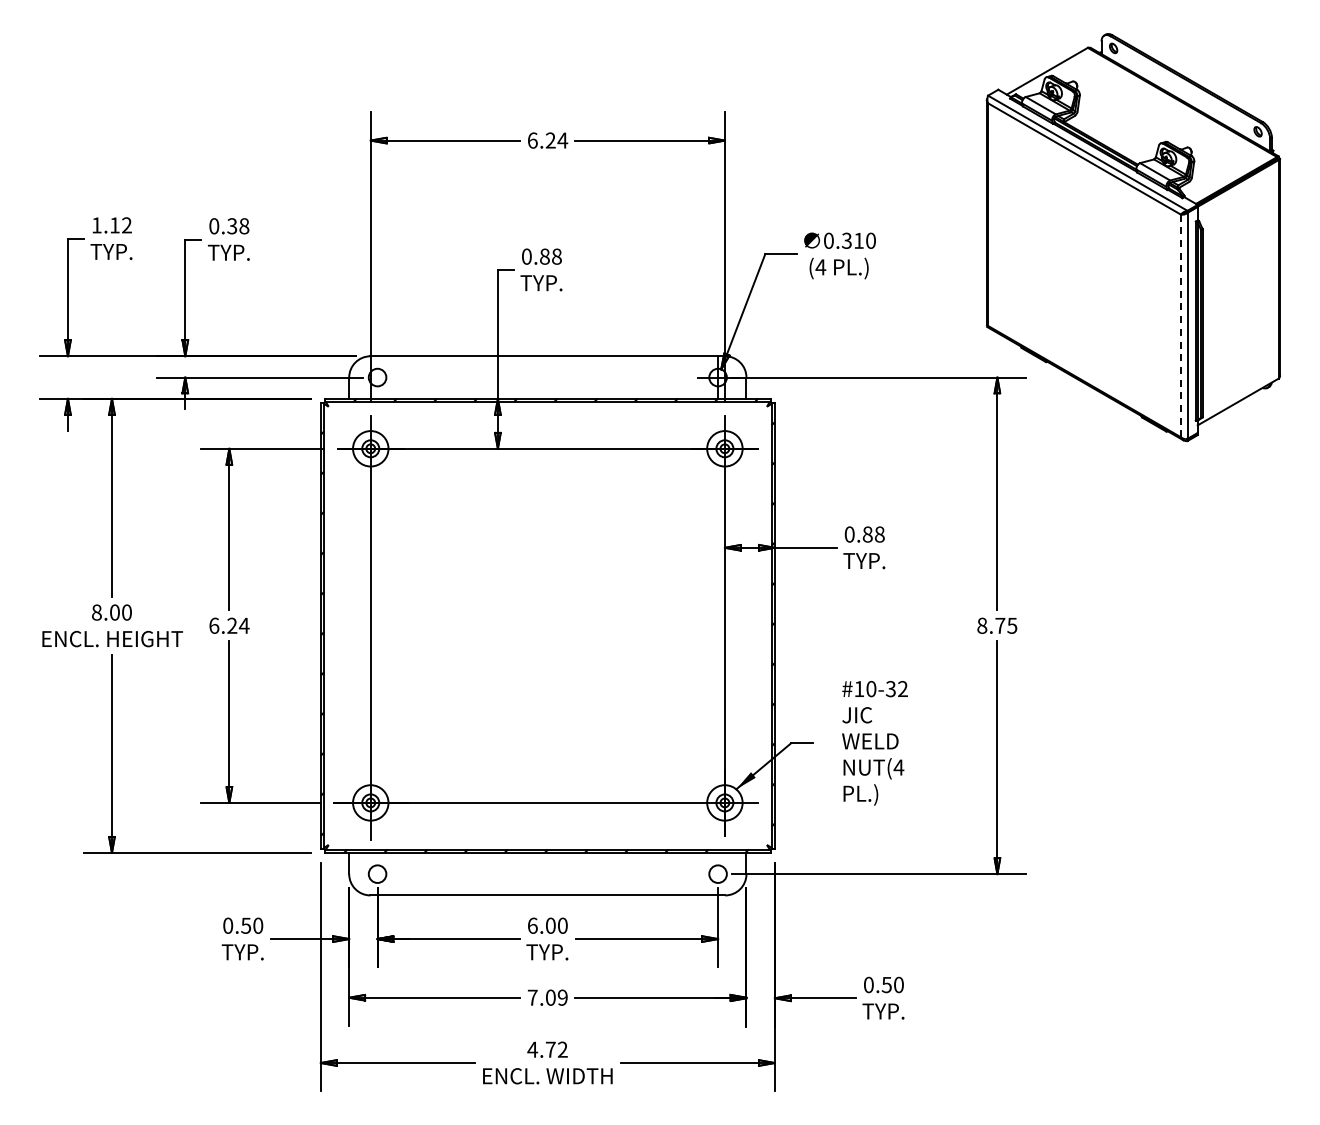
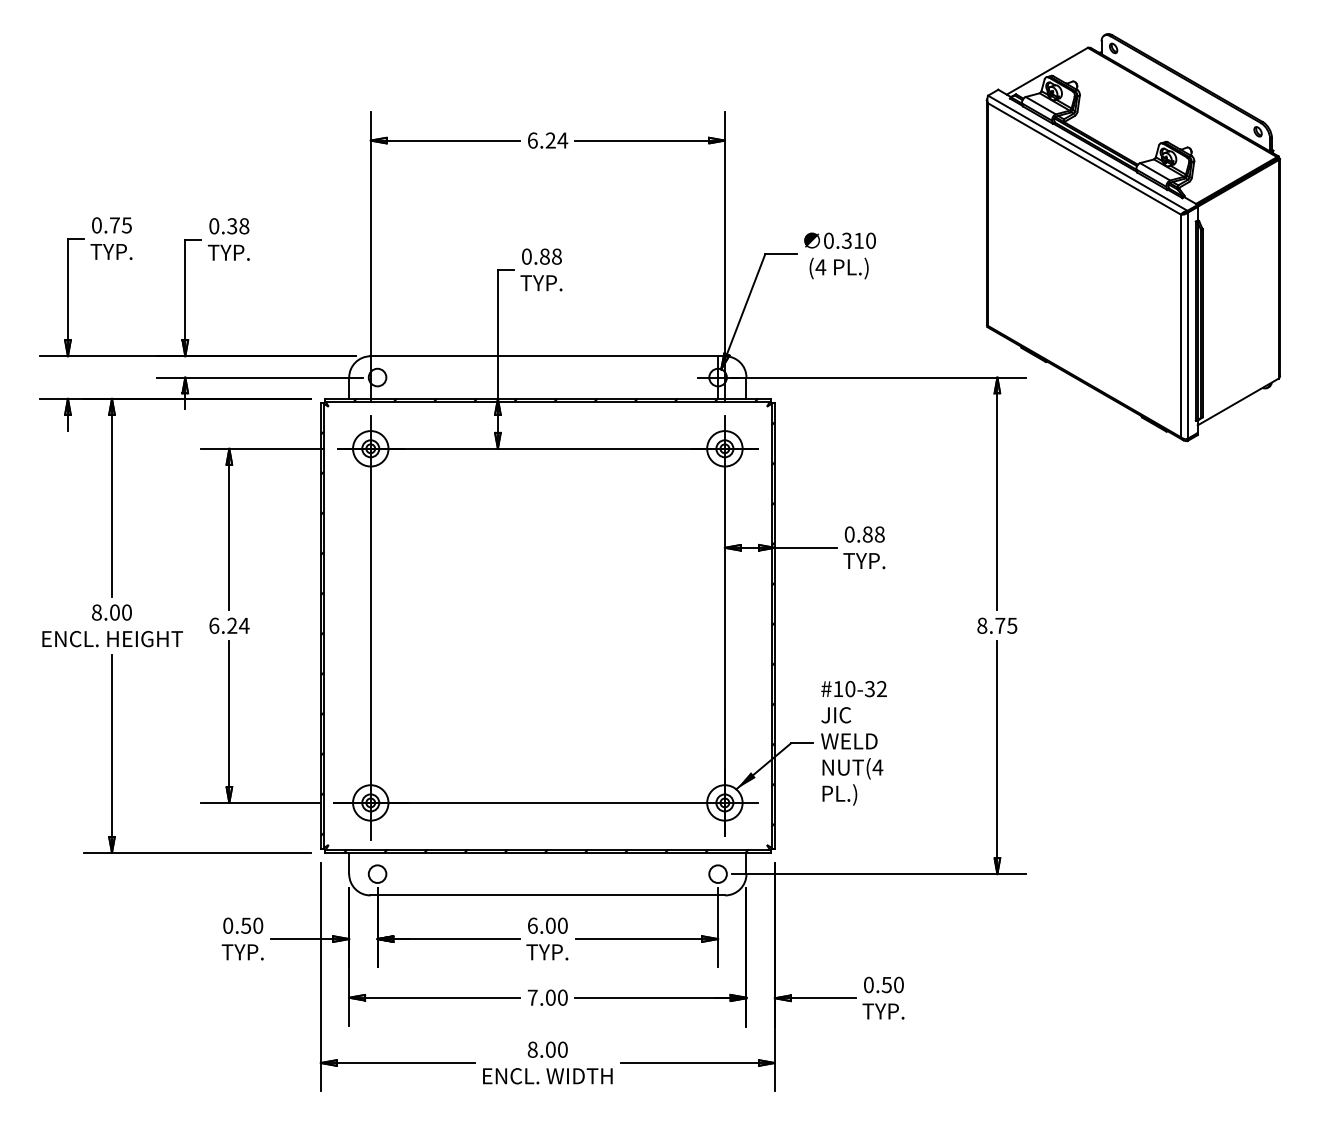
text: 1.12 -> 0.75 (111, 225)
line: dashed -> solid (1180, 325)
text position: (874, 743) -> (853, 743) (853, 743)
text: 7.09 -> 7.00 (562, 997)
text: 4.72 -> 8.00 (547, 1049)
